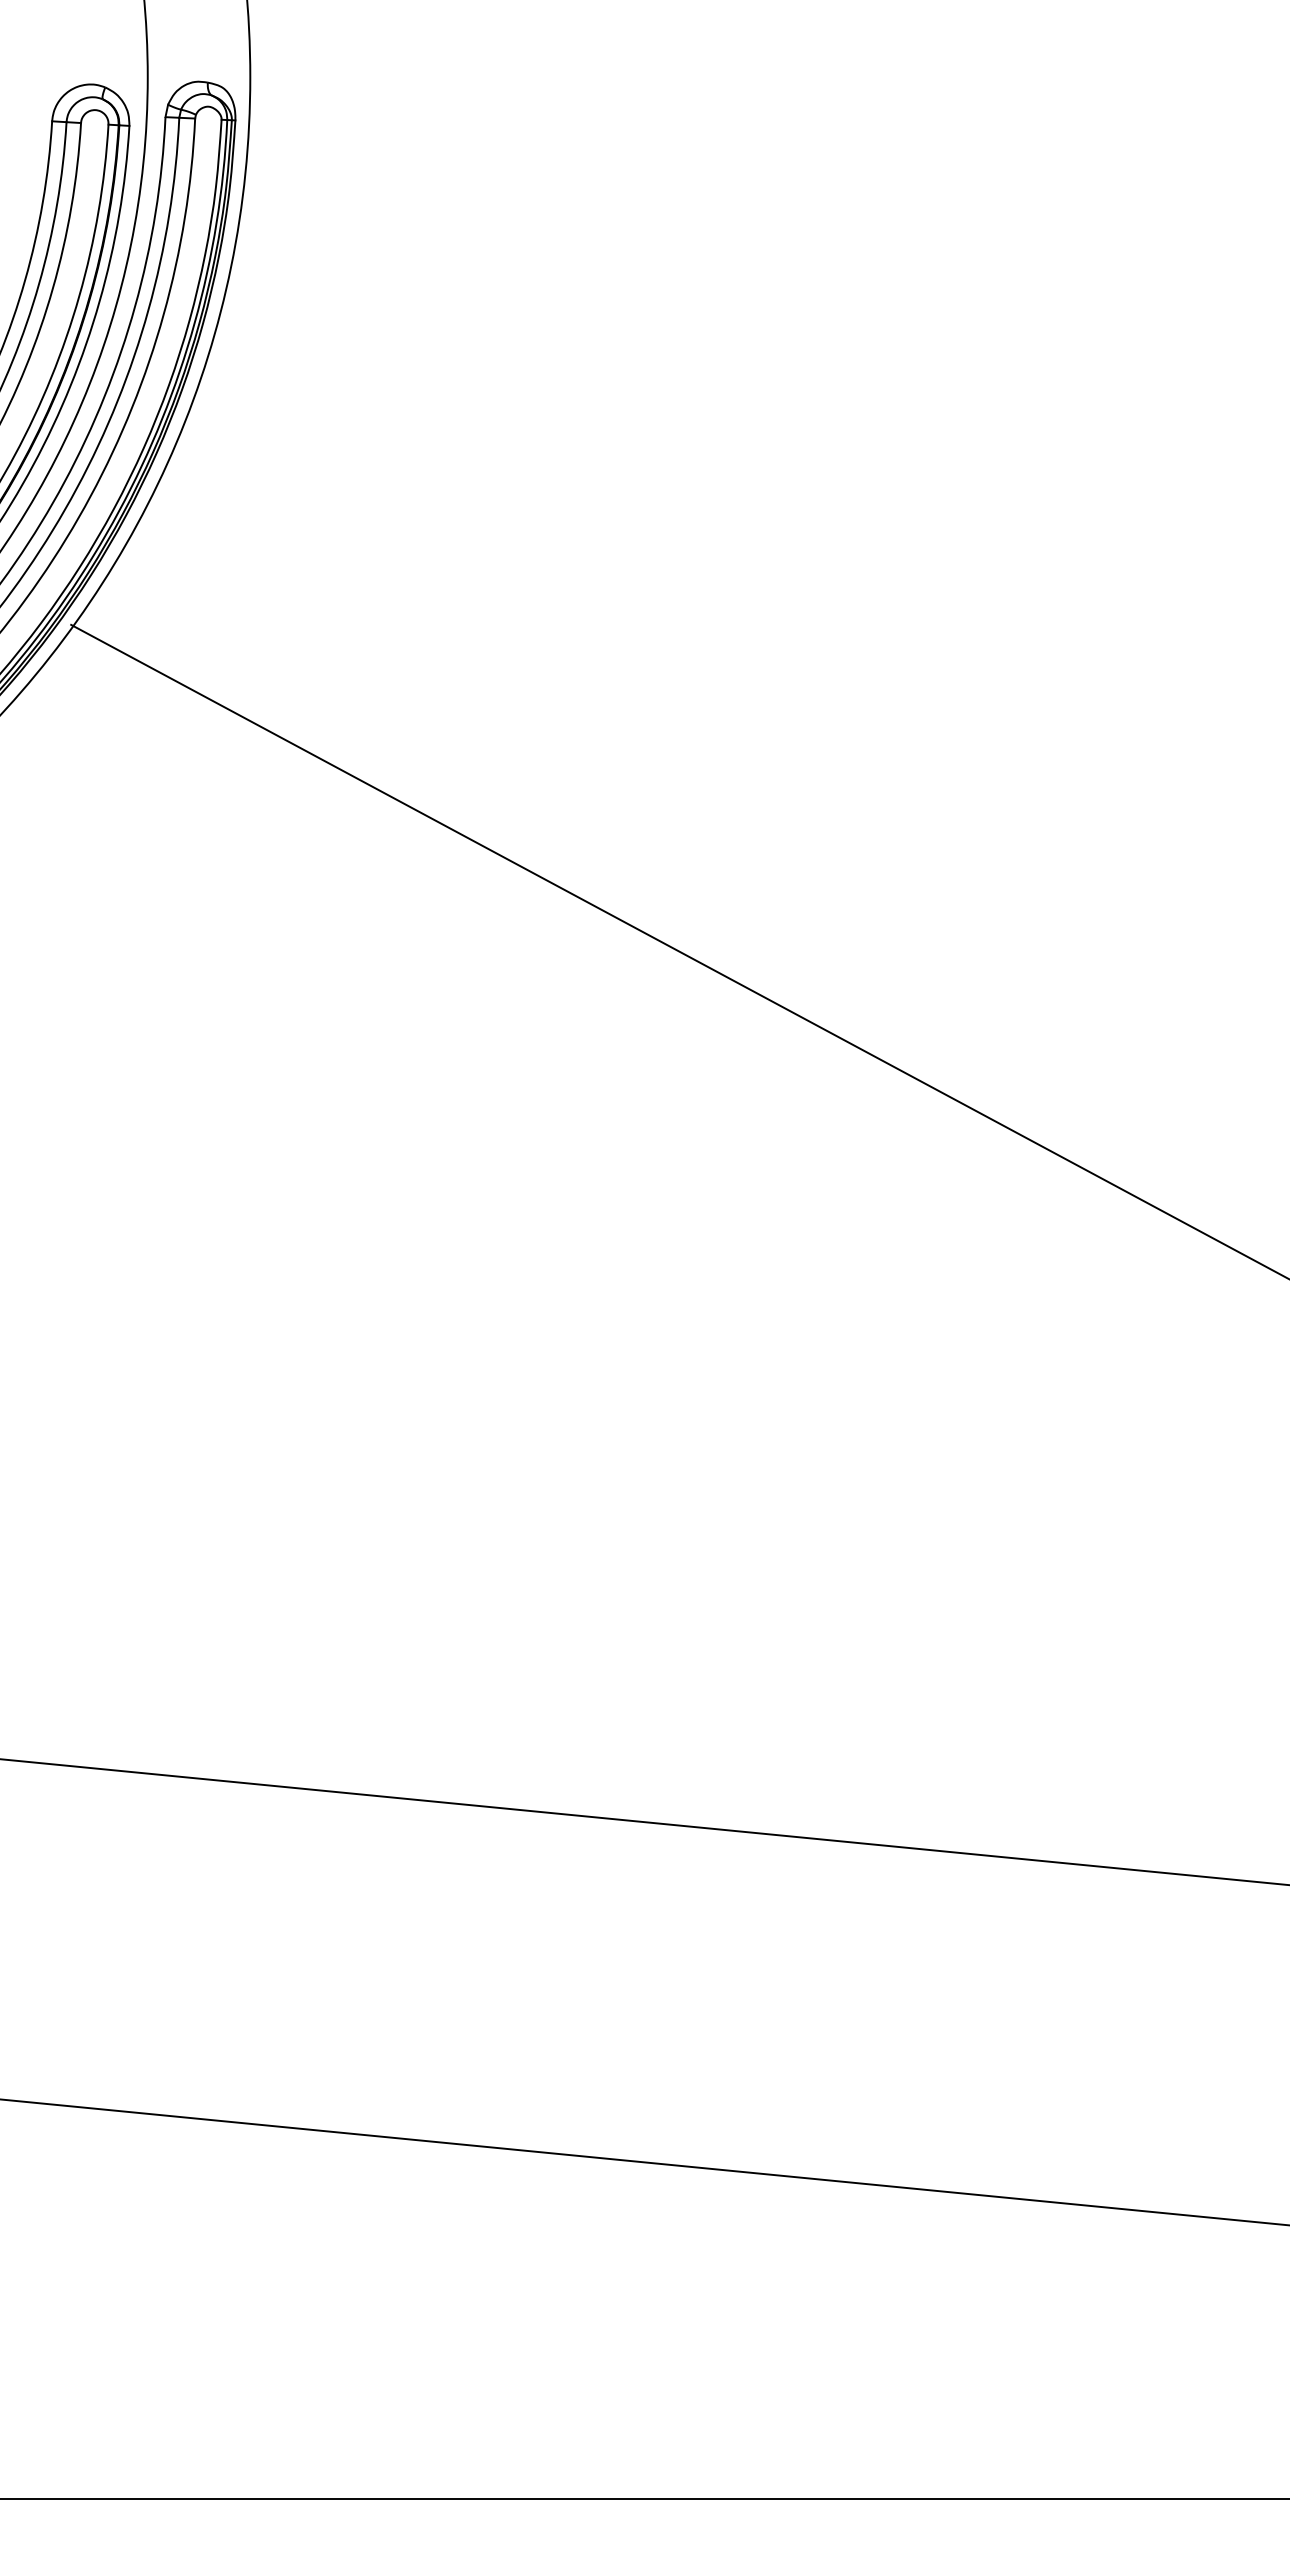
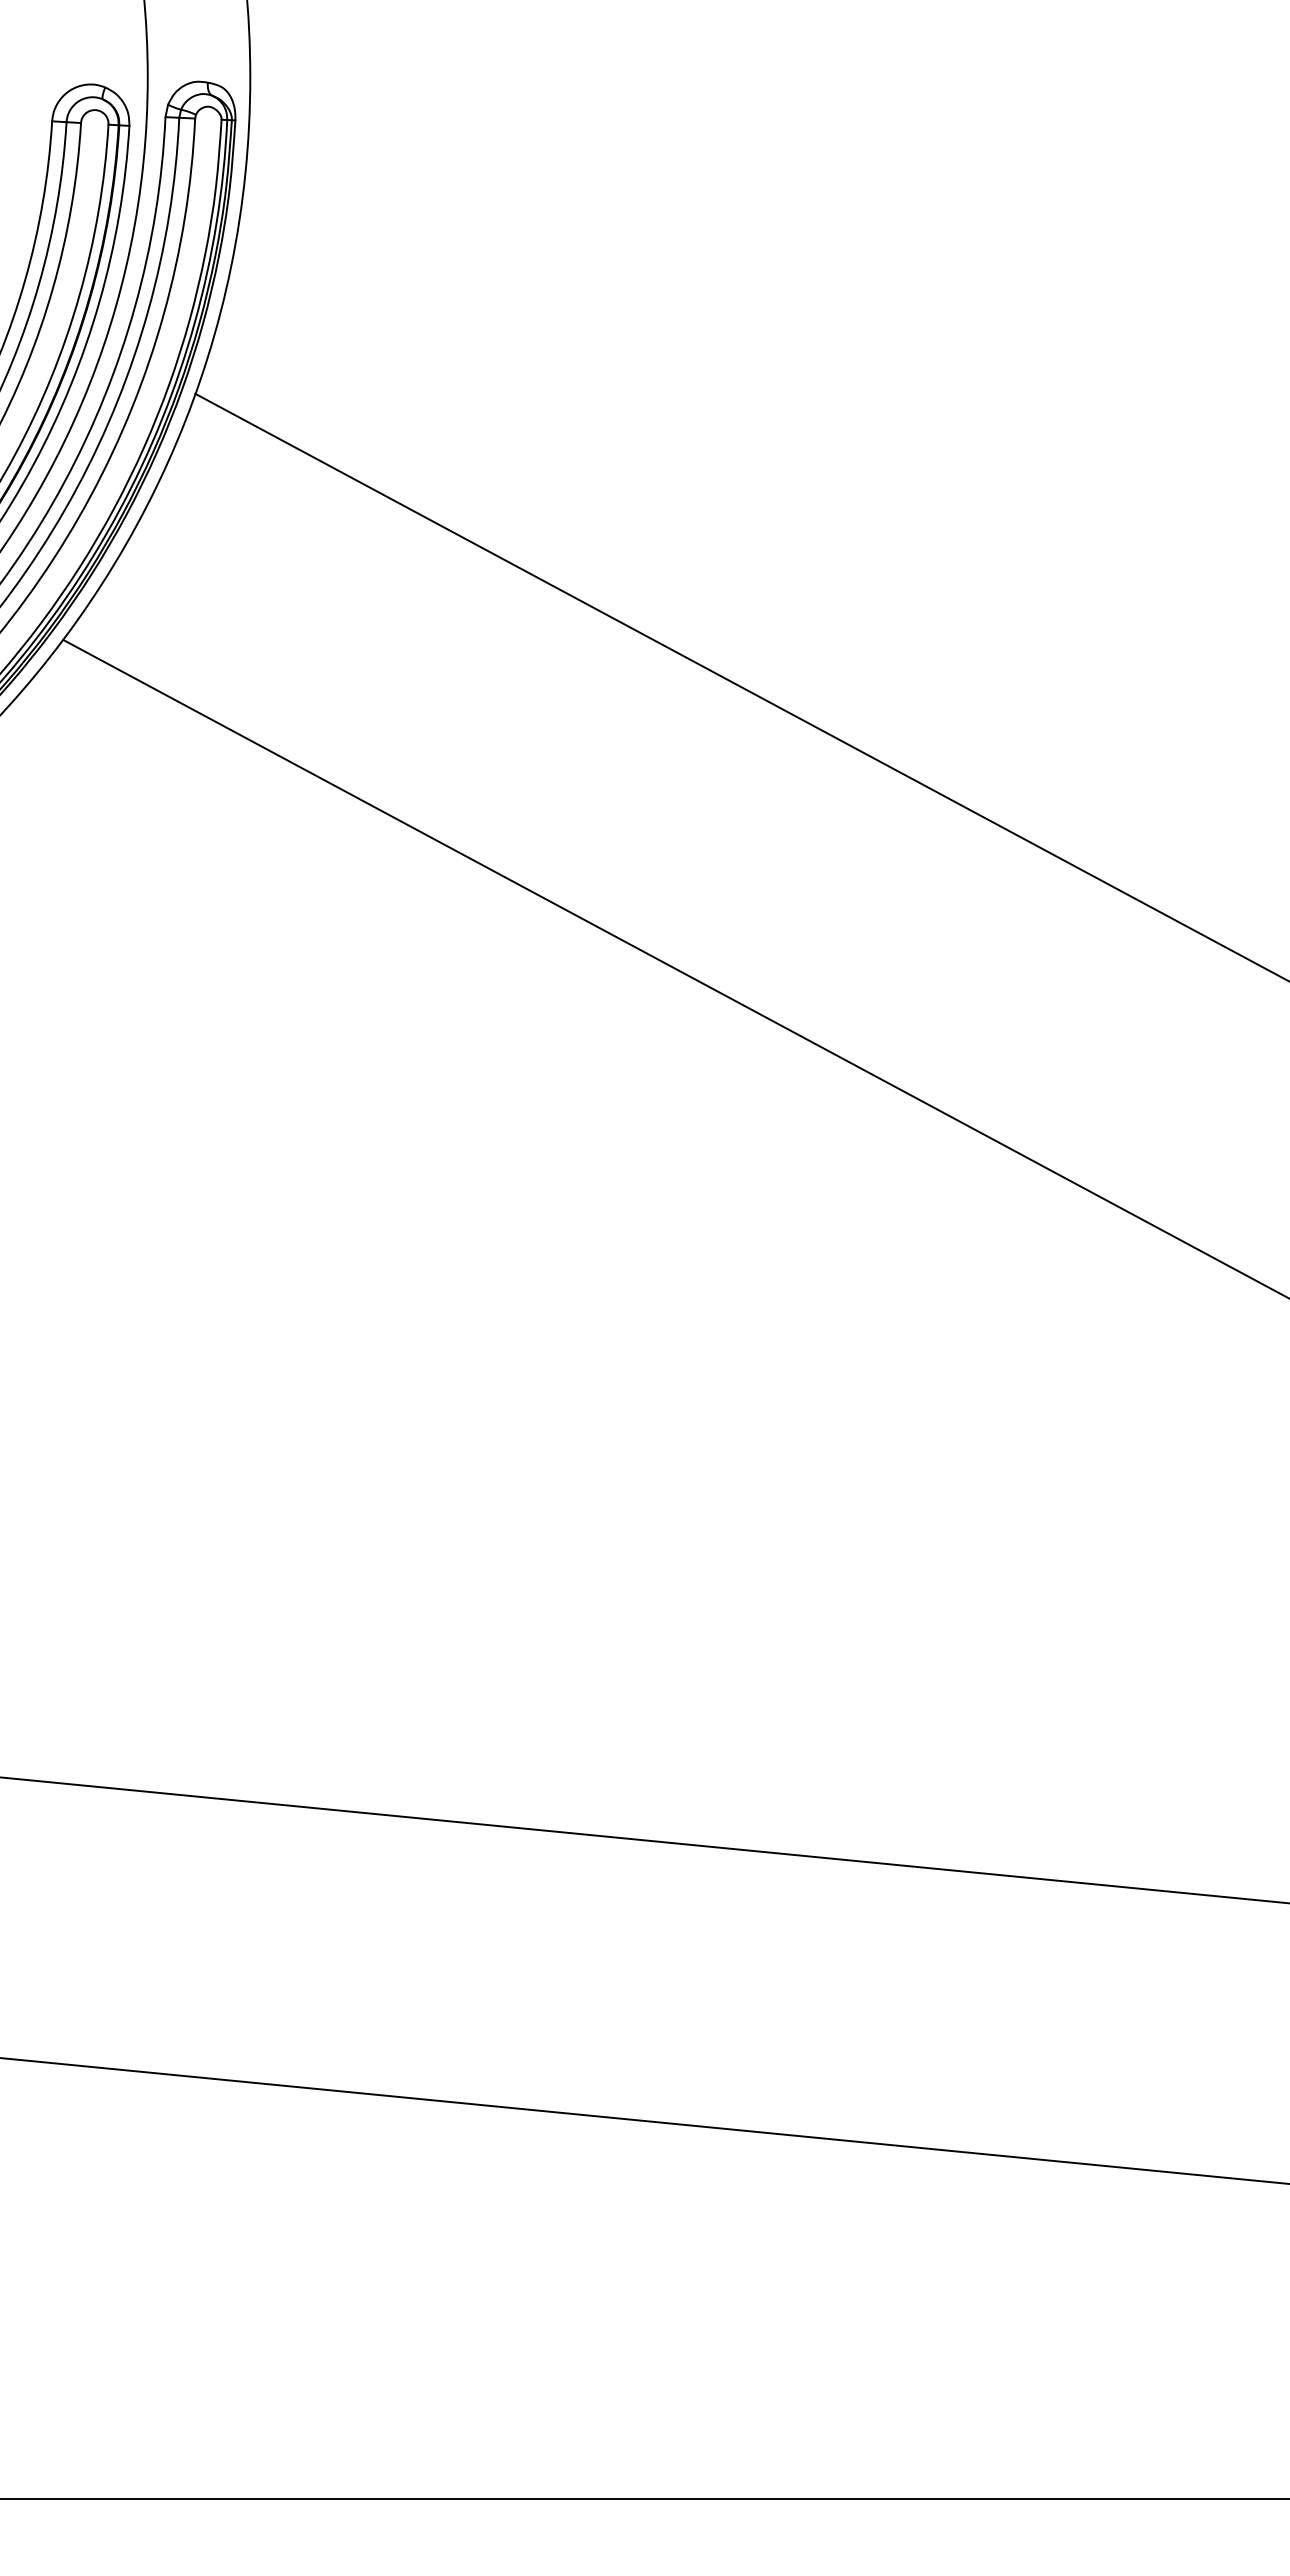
line: none -> present (740, 686)
line position: (678, 951) -> (674, 968) (674, 968)
line position: (644, 1821) -> (644, 1840) (644, 1840)
line position: (644, 2162) -> (644, 2120) (644, 2120)
